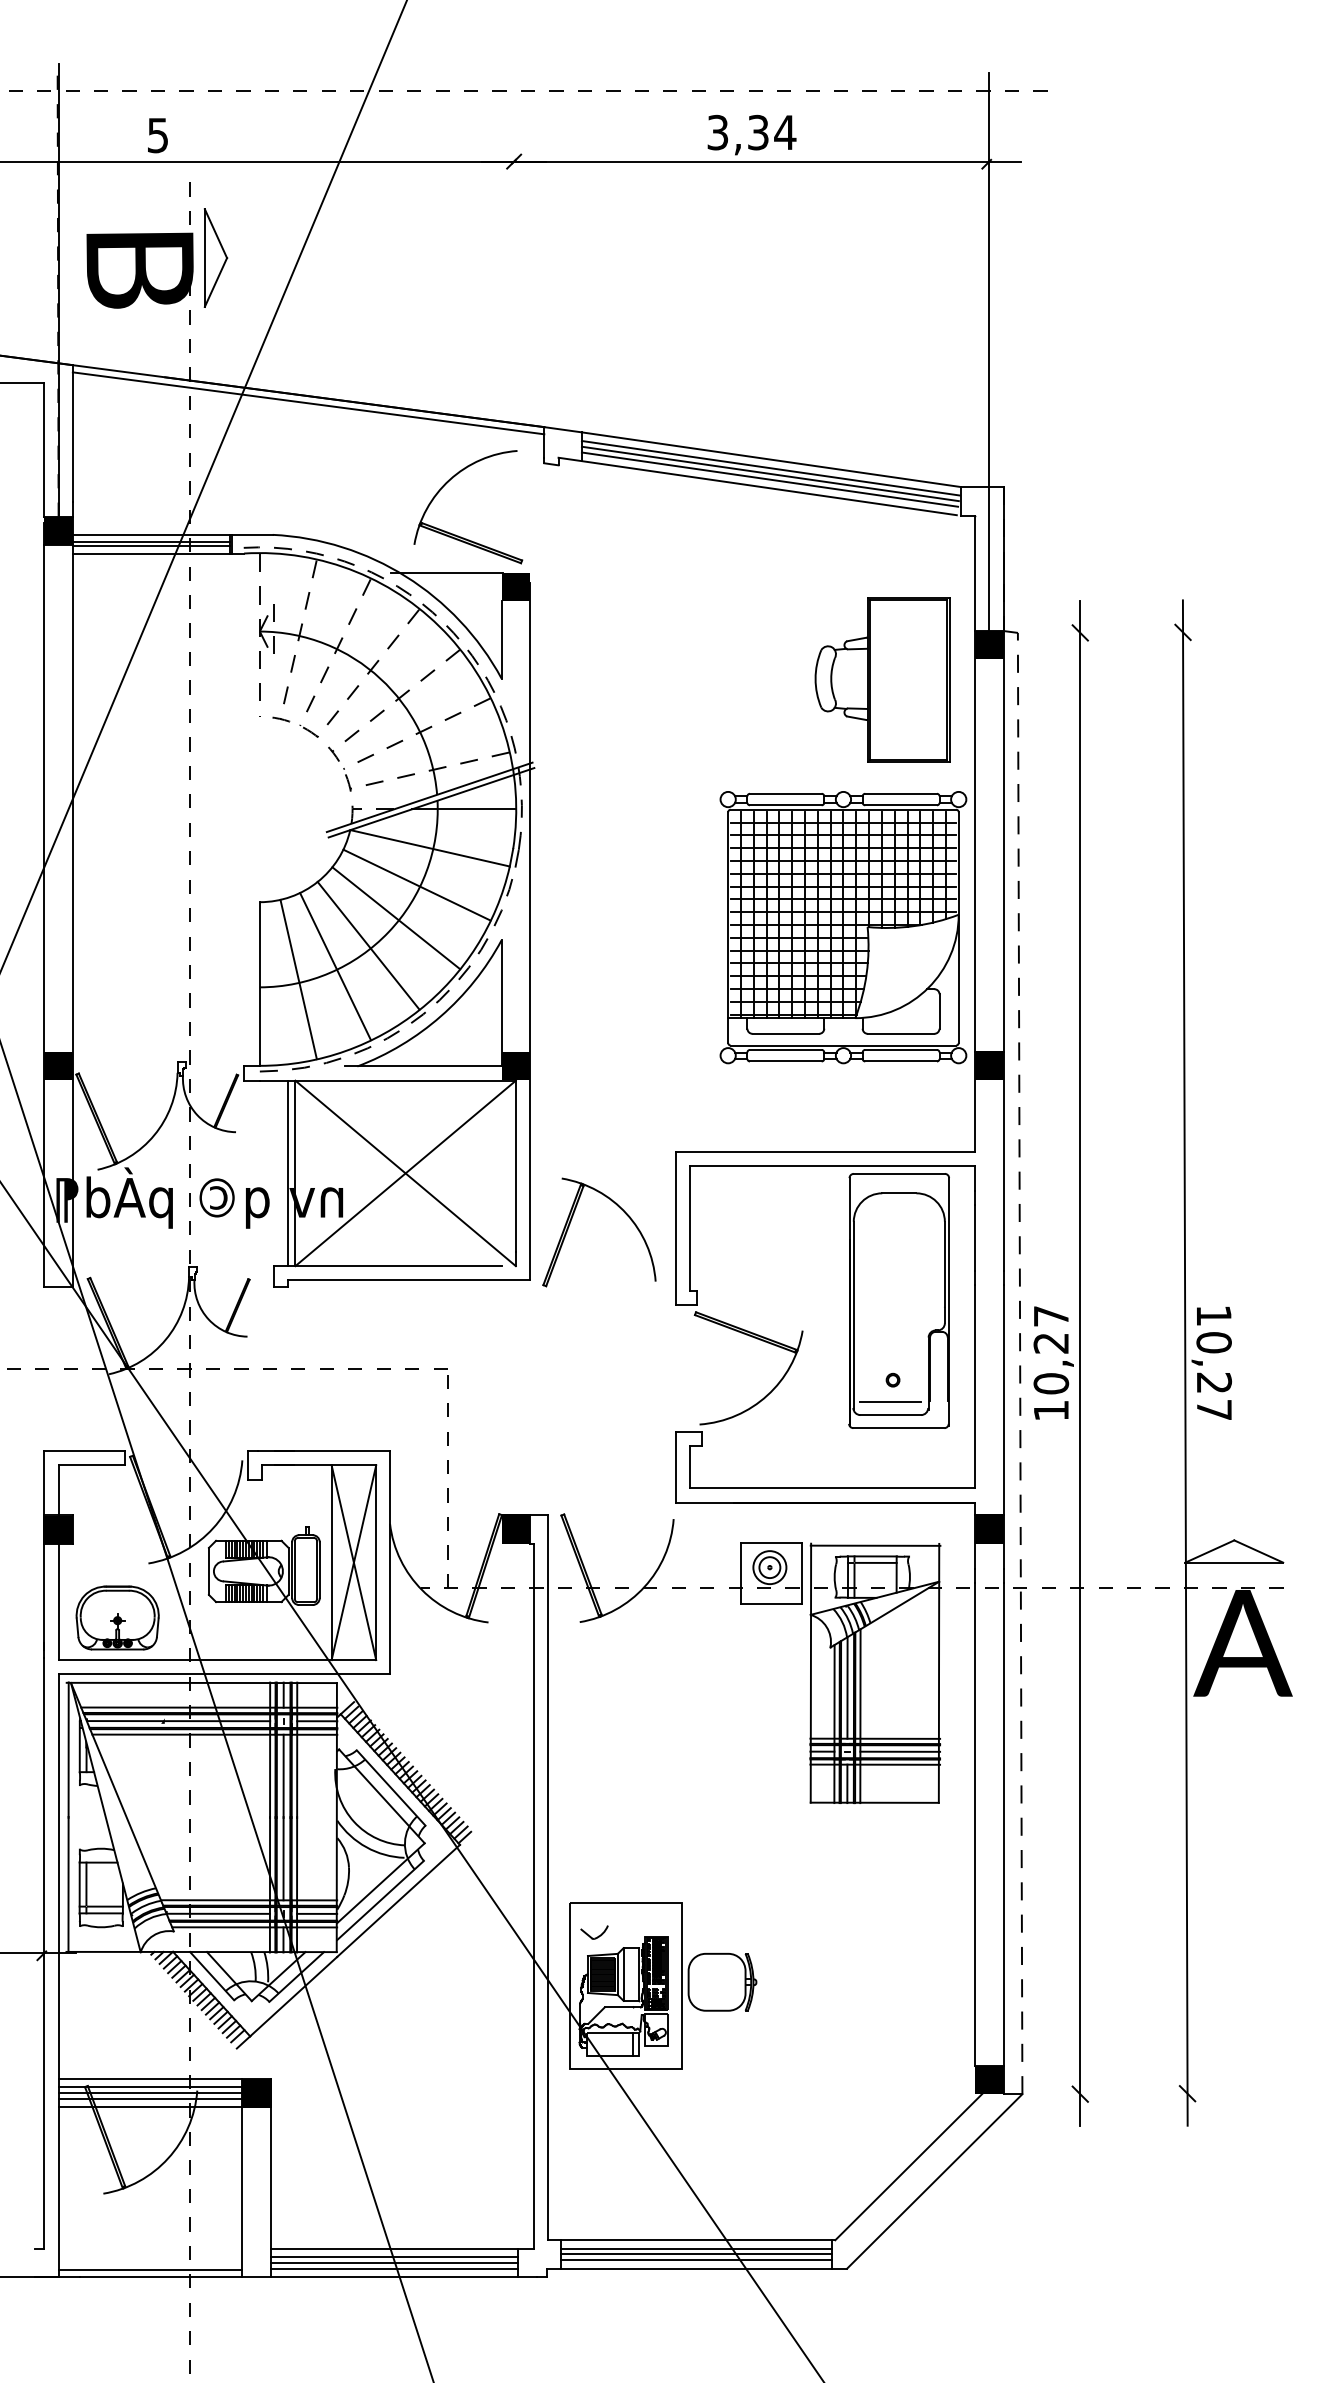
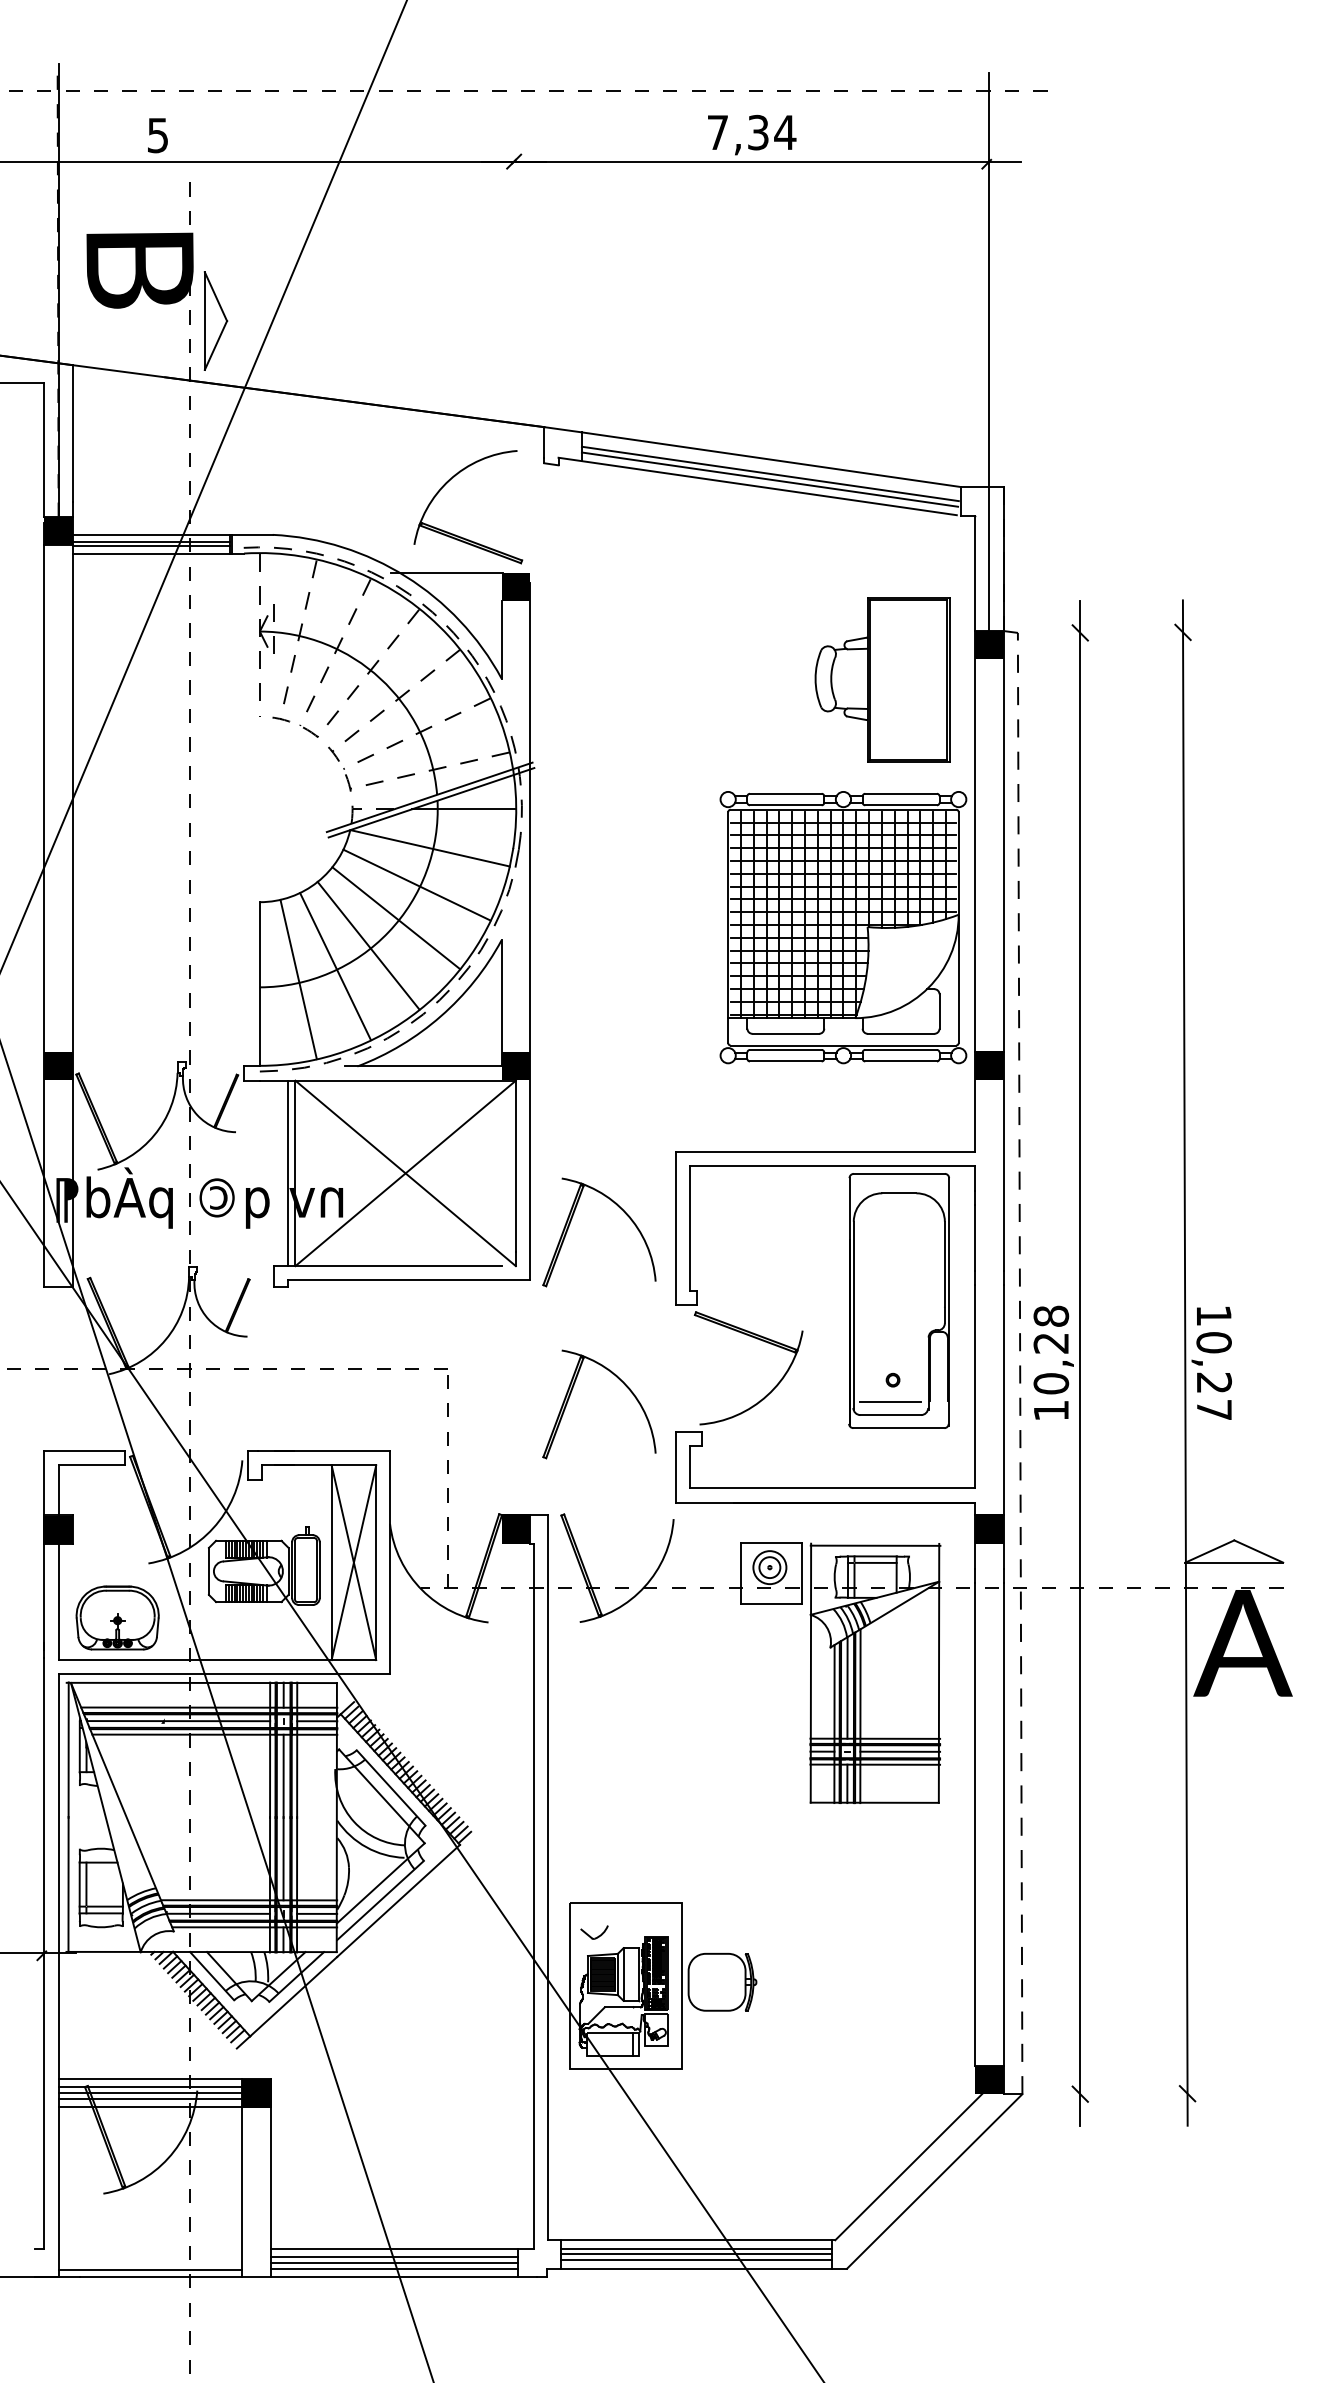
text: 3,34 -> 7,34 (717, 132)
part position: (215, 257) -> (215, 320) (215, 320)
line: present -> none (308, 403)
line: present -> none (770, 468)
text: 10,27 -> 10,28 (1051, 1315)
part: none -> present (572, 1391)
